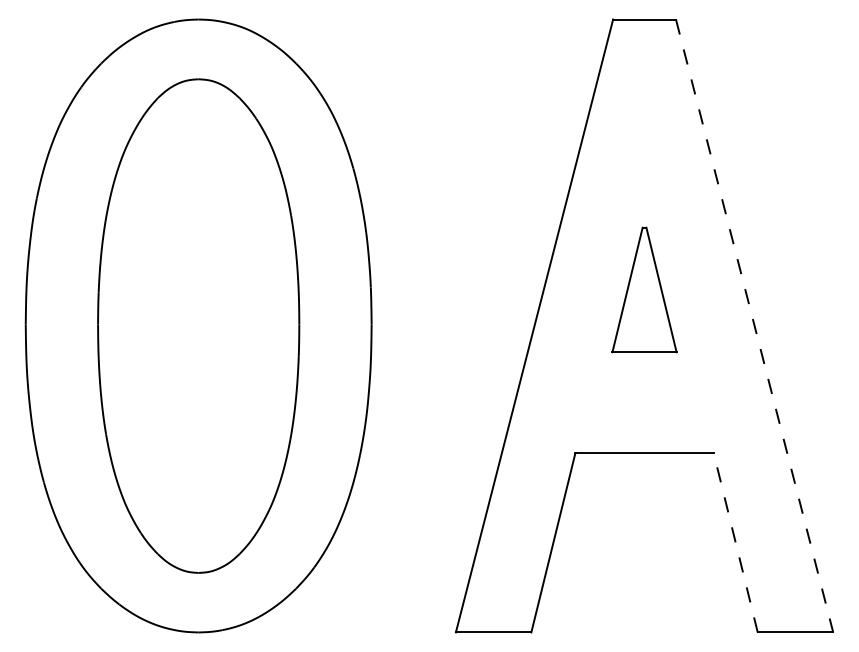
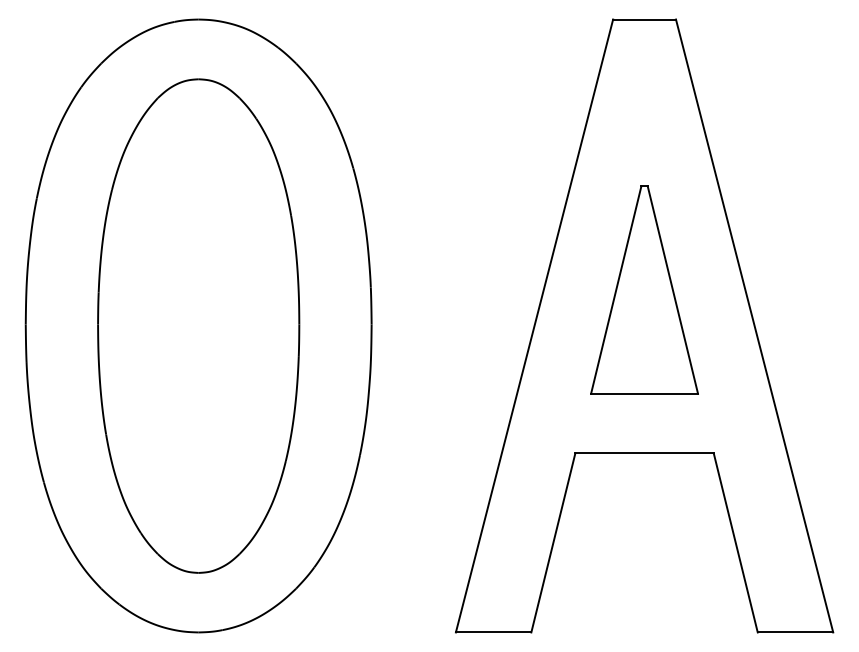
part size: 67x128 px -> 109x210 px (644, 289)
line: dashed -> solid (754, 326)
line: dashed -> solid (735, 542)
